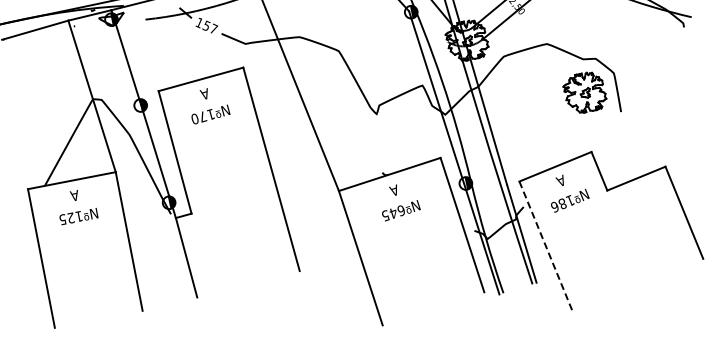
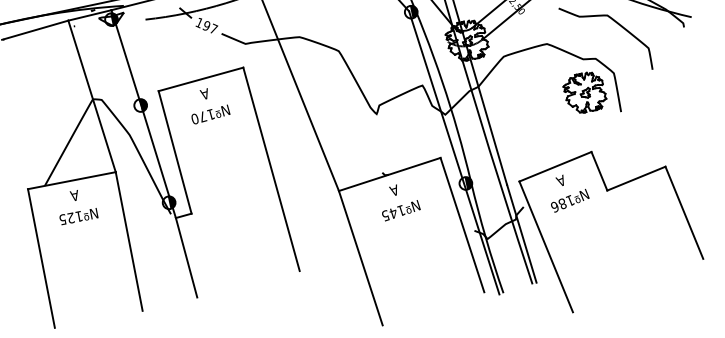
curve: none -> present (617, 24)
text: 157 -> 197 (206, 25)
text: Nº645 -> Nº145 (401, 210)
line: dashed -> solid (546, 246)
